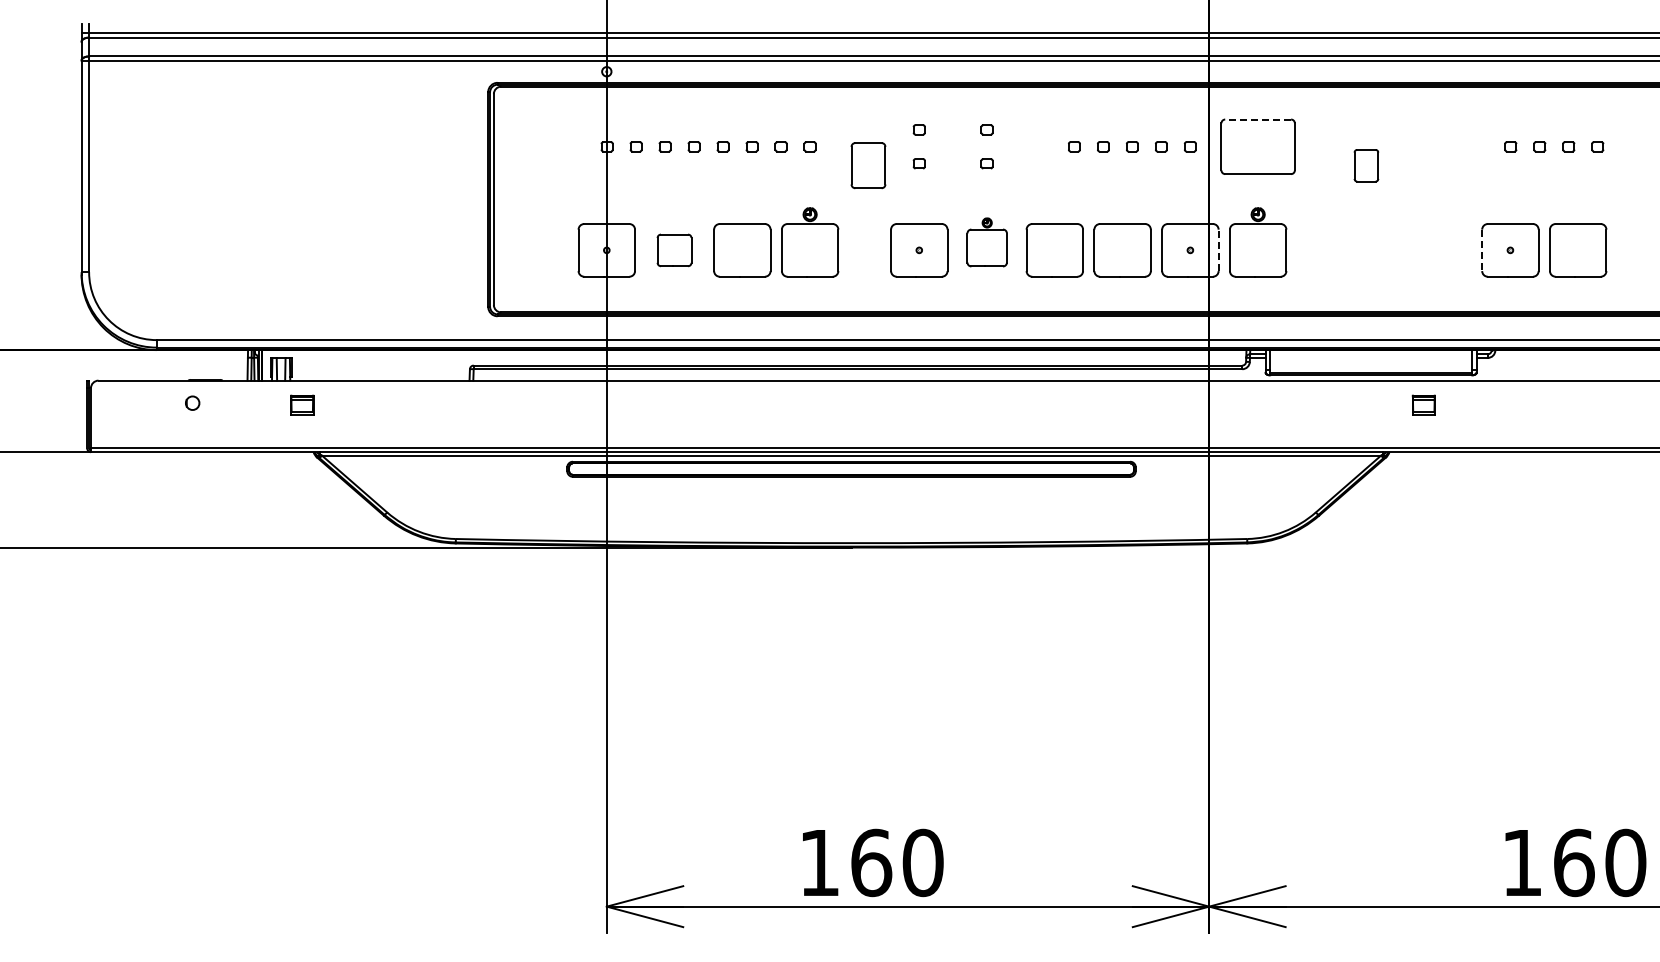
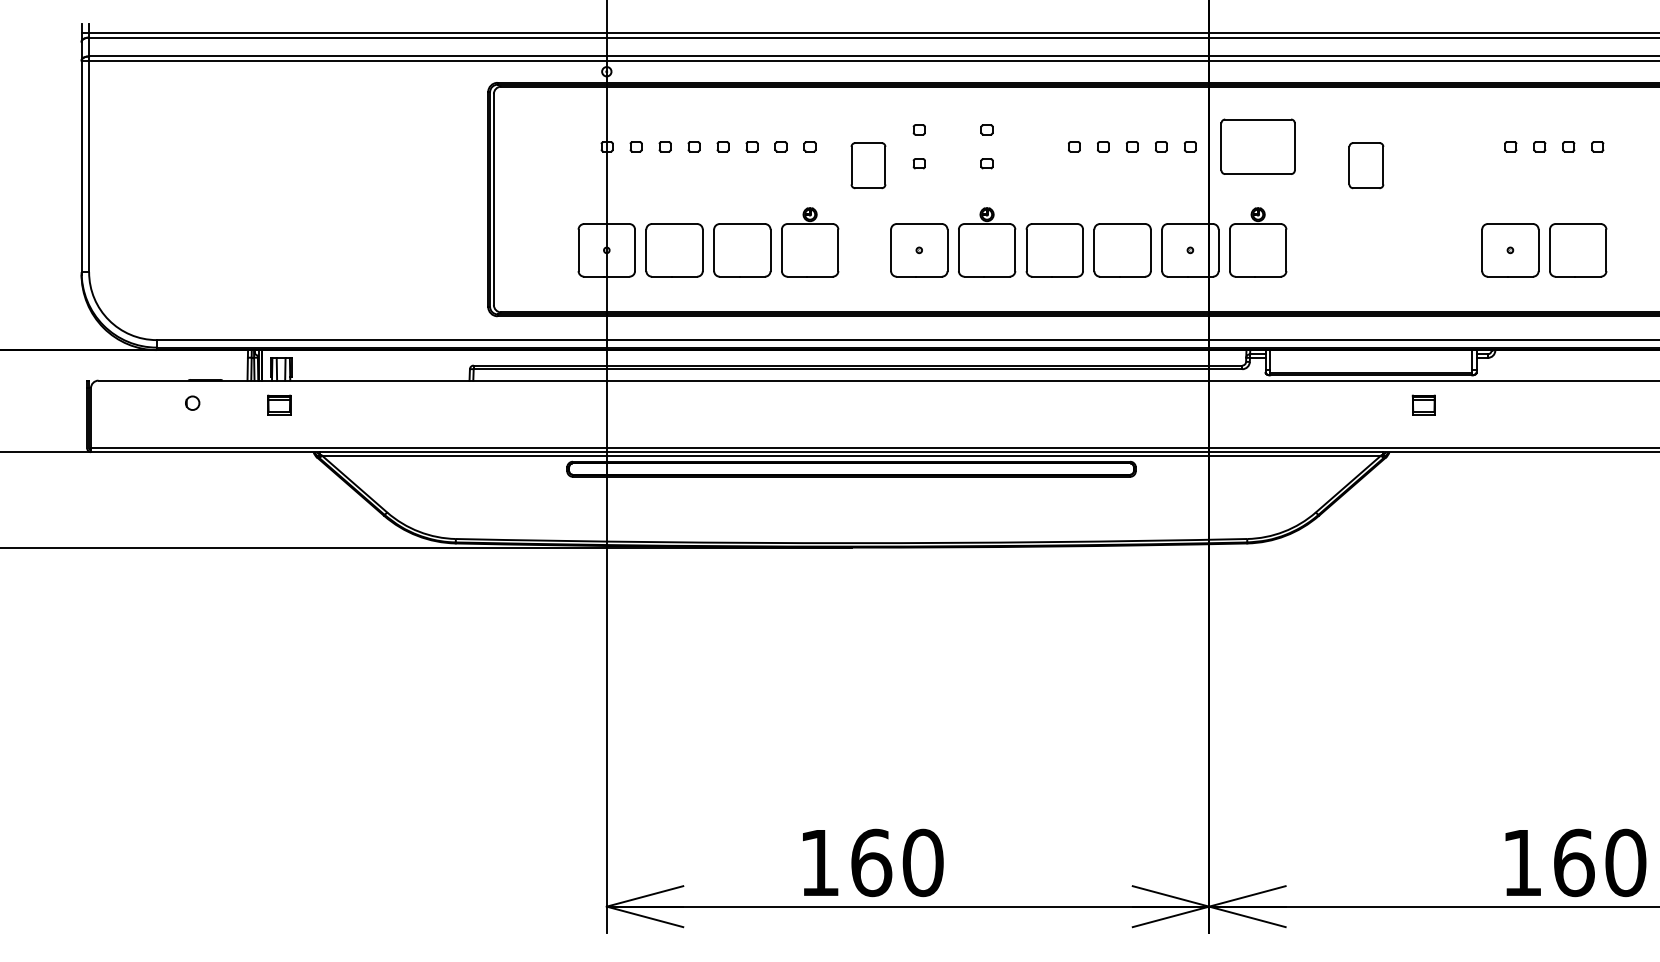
line: dashed -> solid (1258, 119)
part size: 27x34 px -> 37x48 px (1366, 165)
part size: 42x51 px -> 59x71 px (987, 242)
part size: 37x35 px -> 59x55 px (674, 250)
line: dashed -> solid (1218, 250)
line: dashed -> solid (1482, 250)
part position: (302, 404) -> (279, 404) (279, 404)
